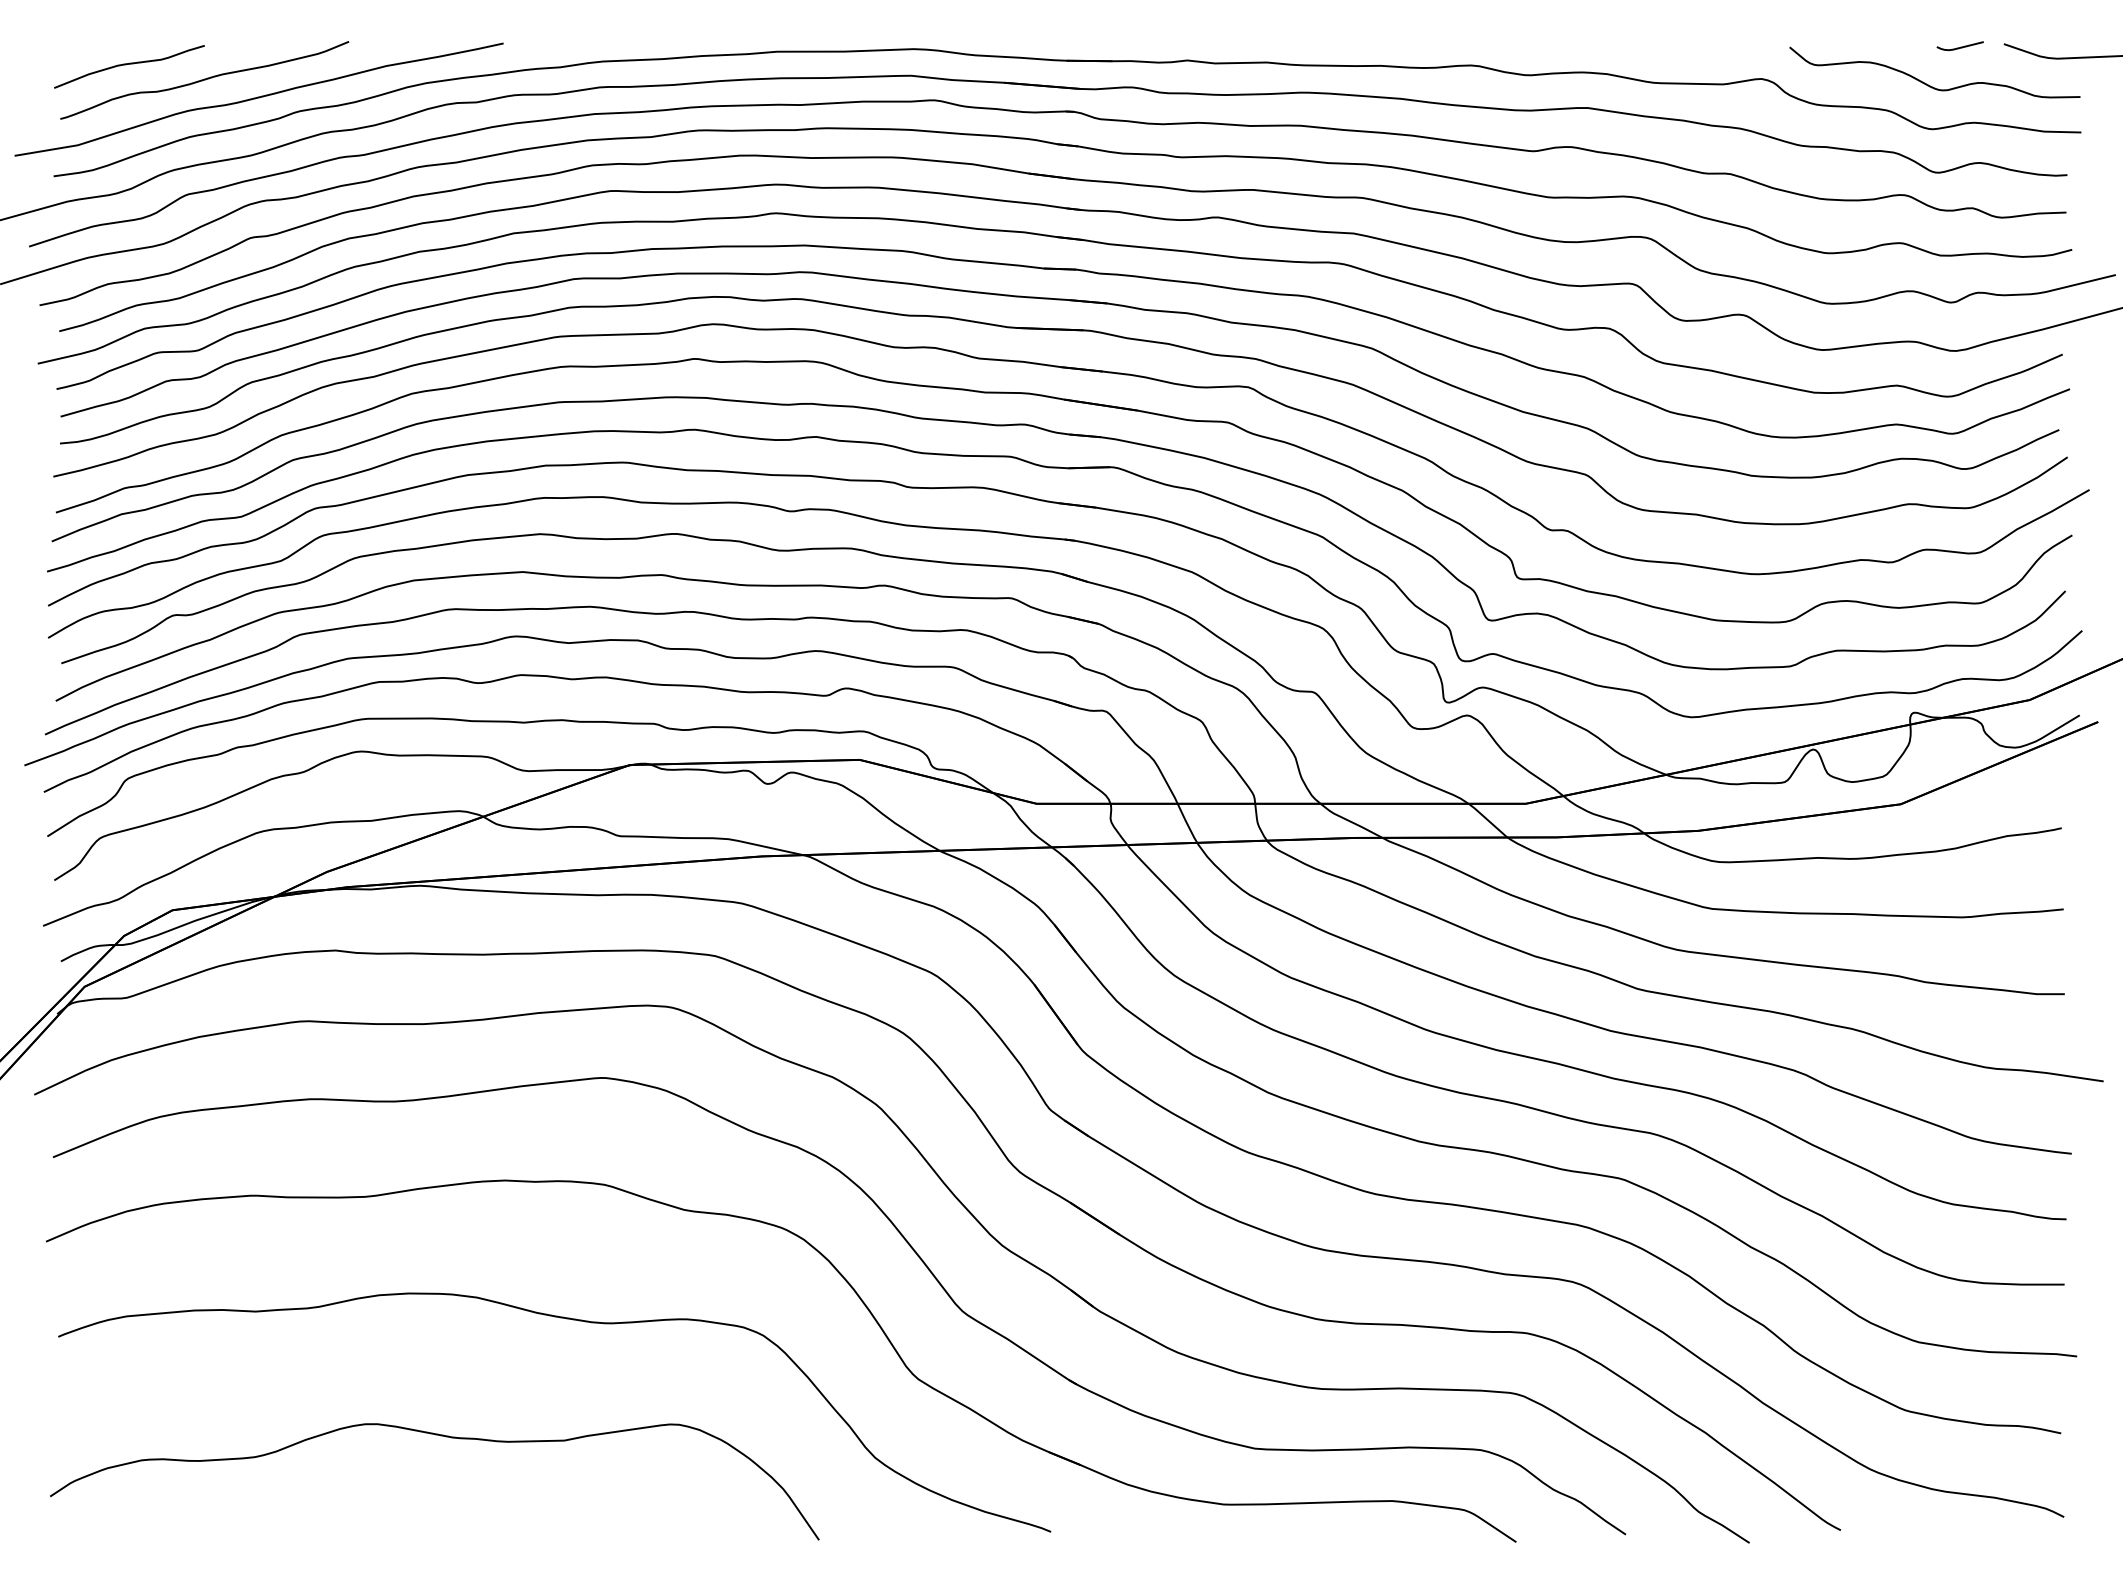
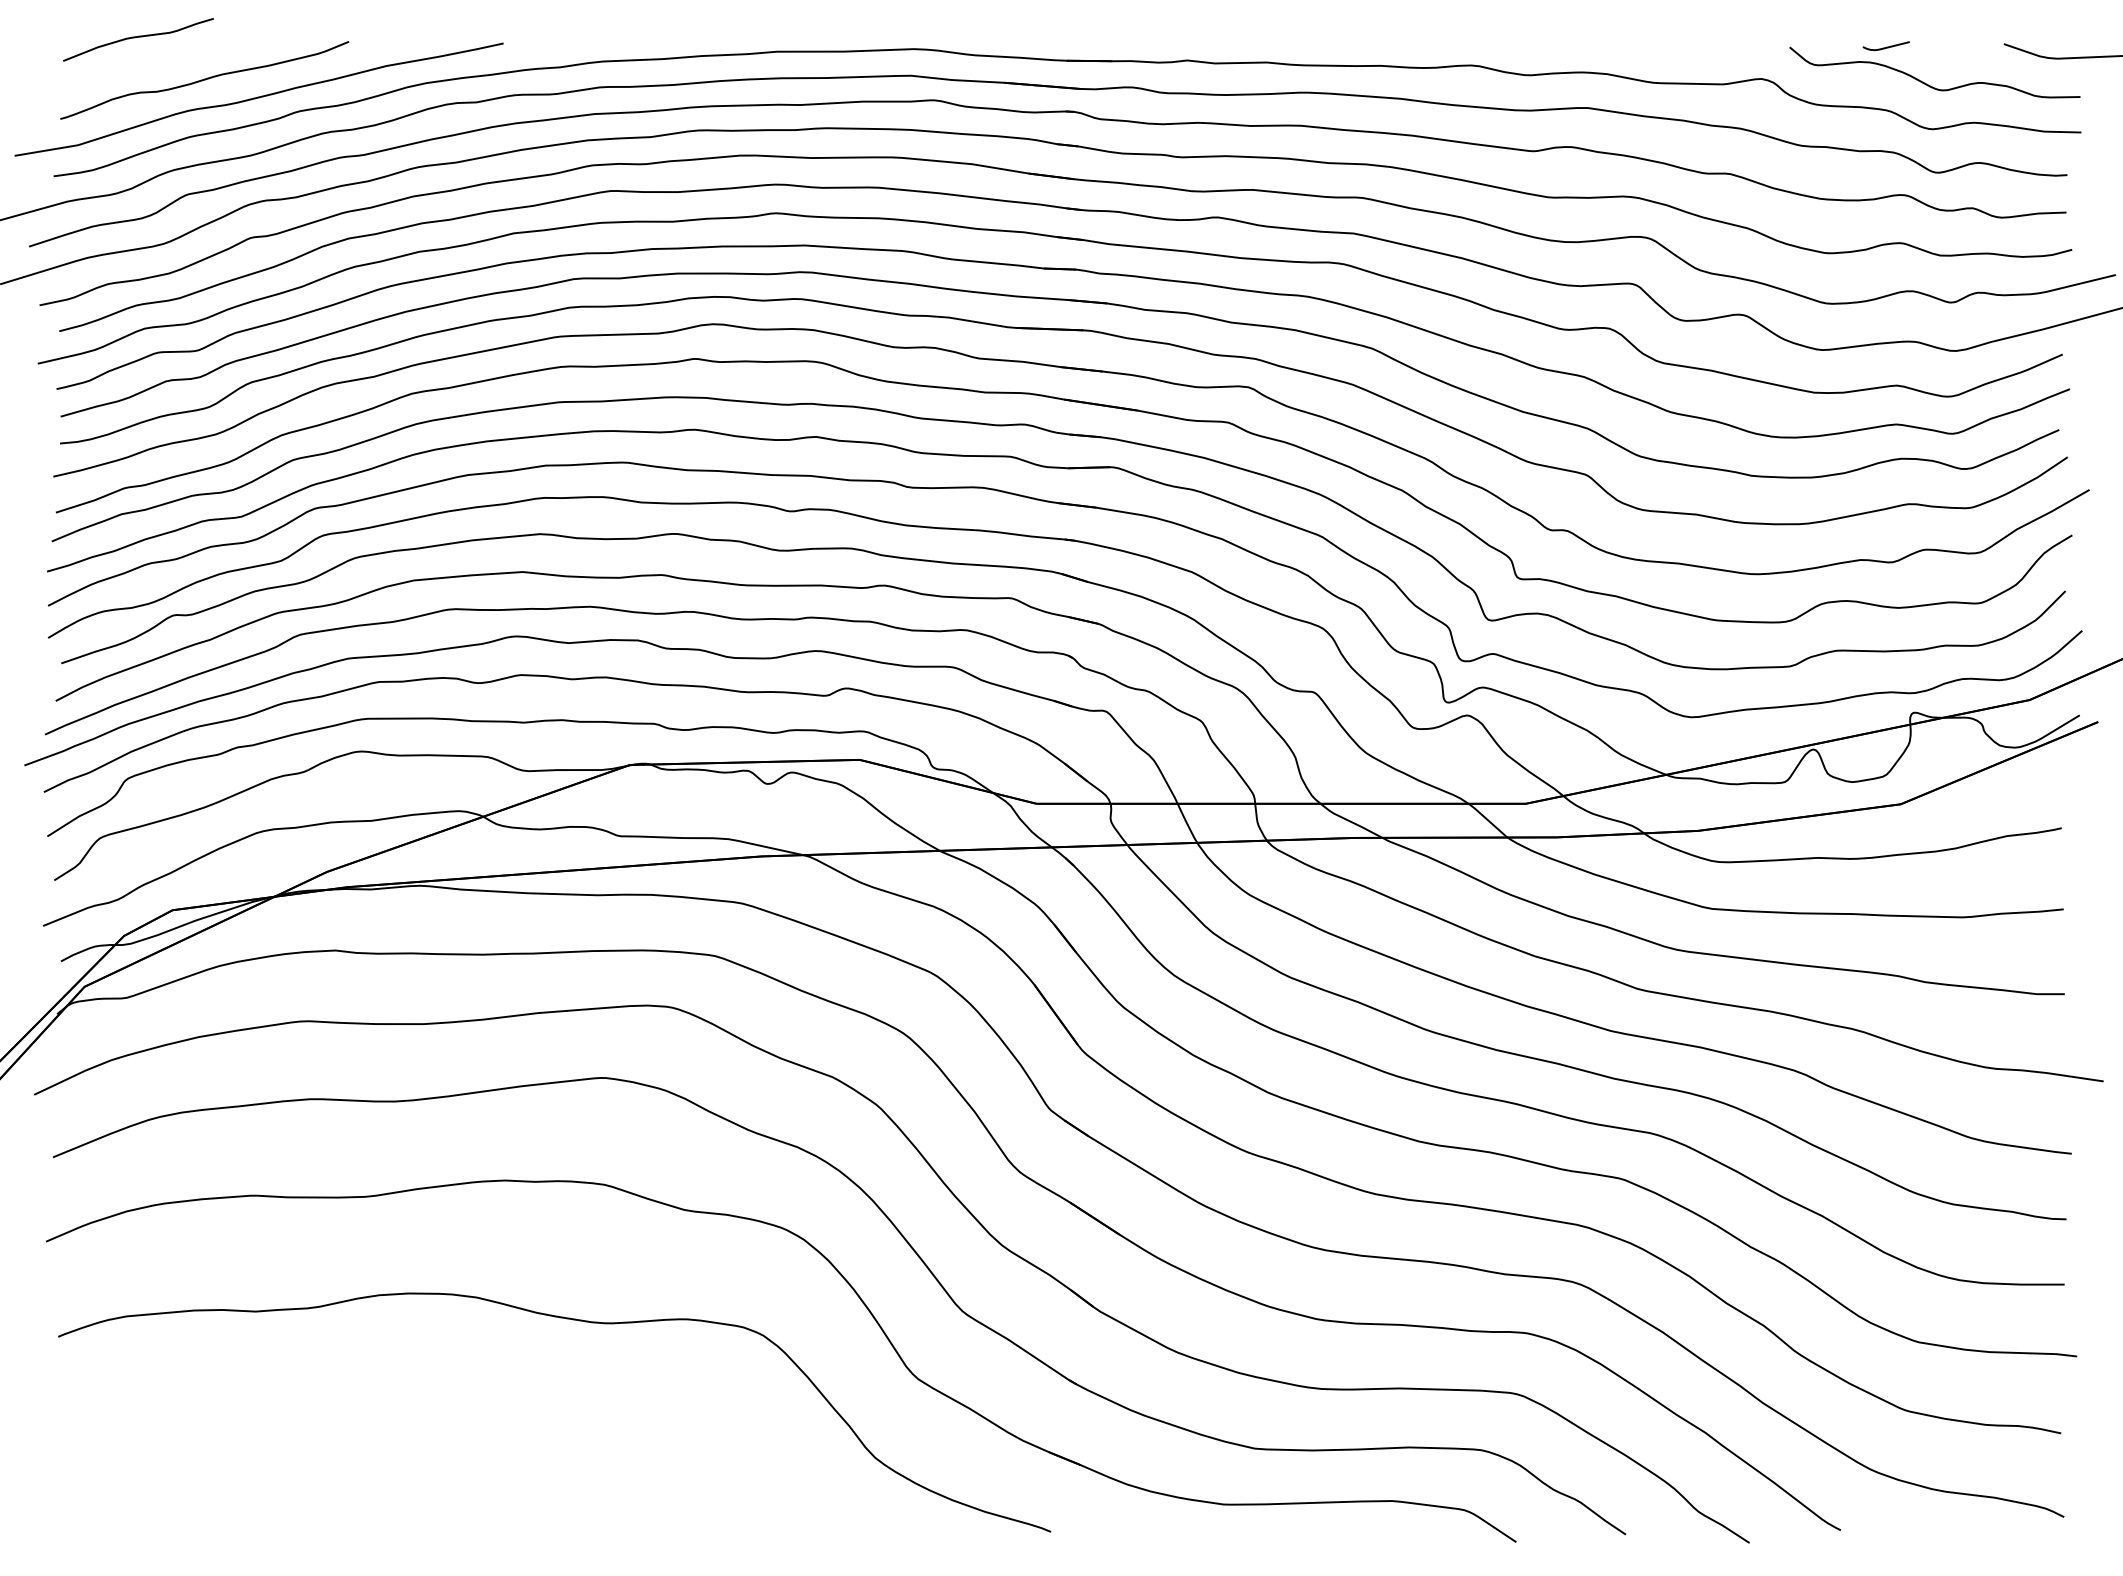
curve position: (1960, 46) -> (1886, 46) (1886, 46)
curve position: (129, 64) -> (138, 37) (138, 37)
curve: present -> none (440, 1436)
